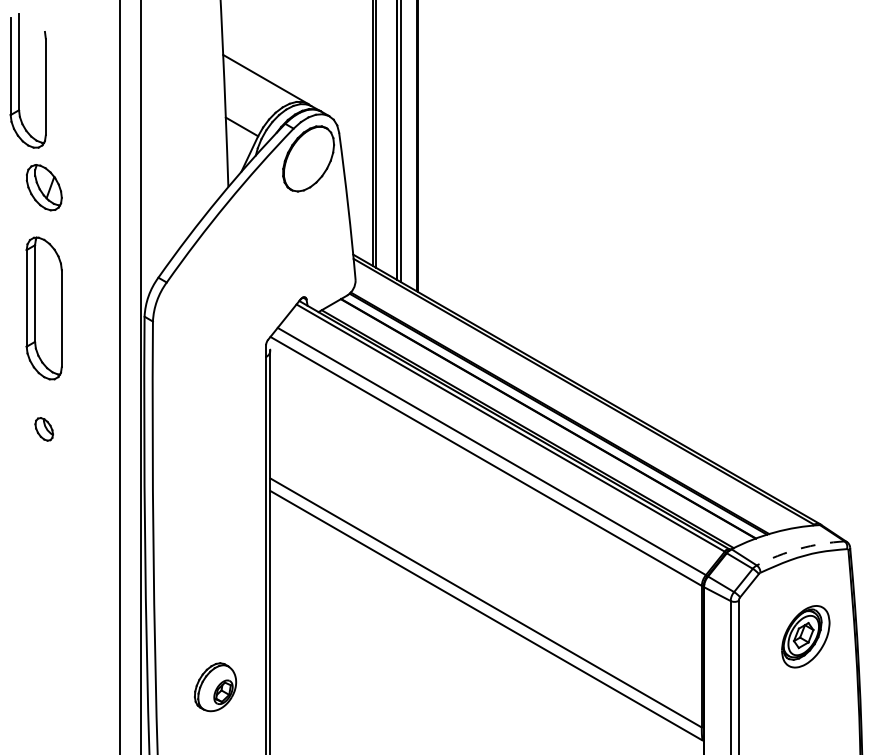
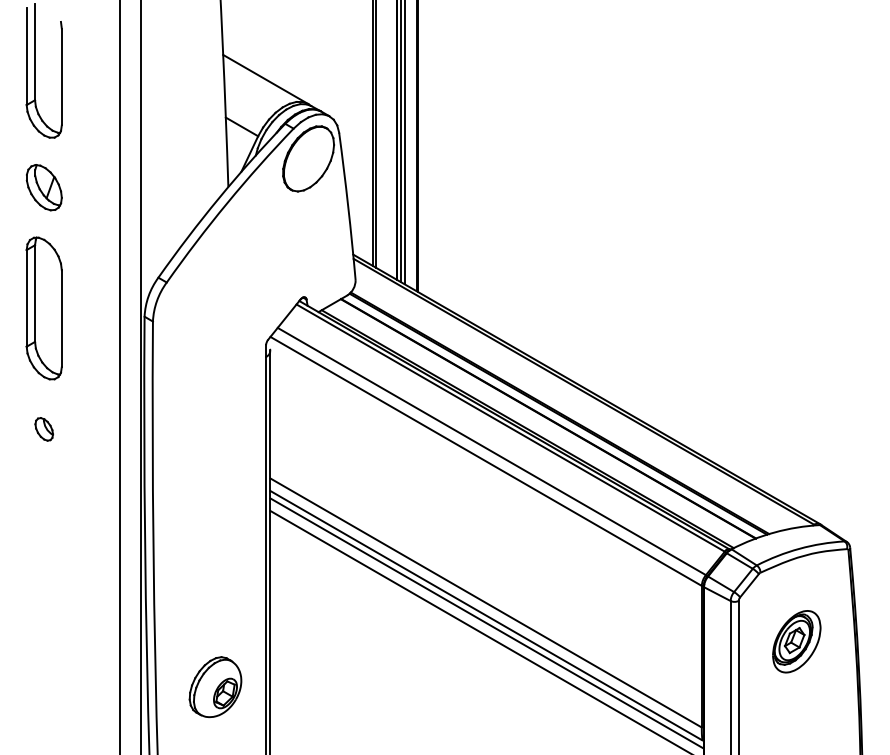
part position: (19, 80) -> (35, 70) (35, 70)
line: none -> present (404, 143)
arc: dashed -> solid (799, 548)
line: none -> present (486, 623)
line: none -> present (478, 630)
part position: (805, 636) -> (796, 641) (796, 641)
part size: 44x51 px -> 55x63 px (215, 687)
